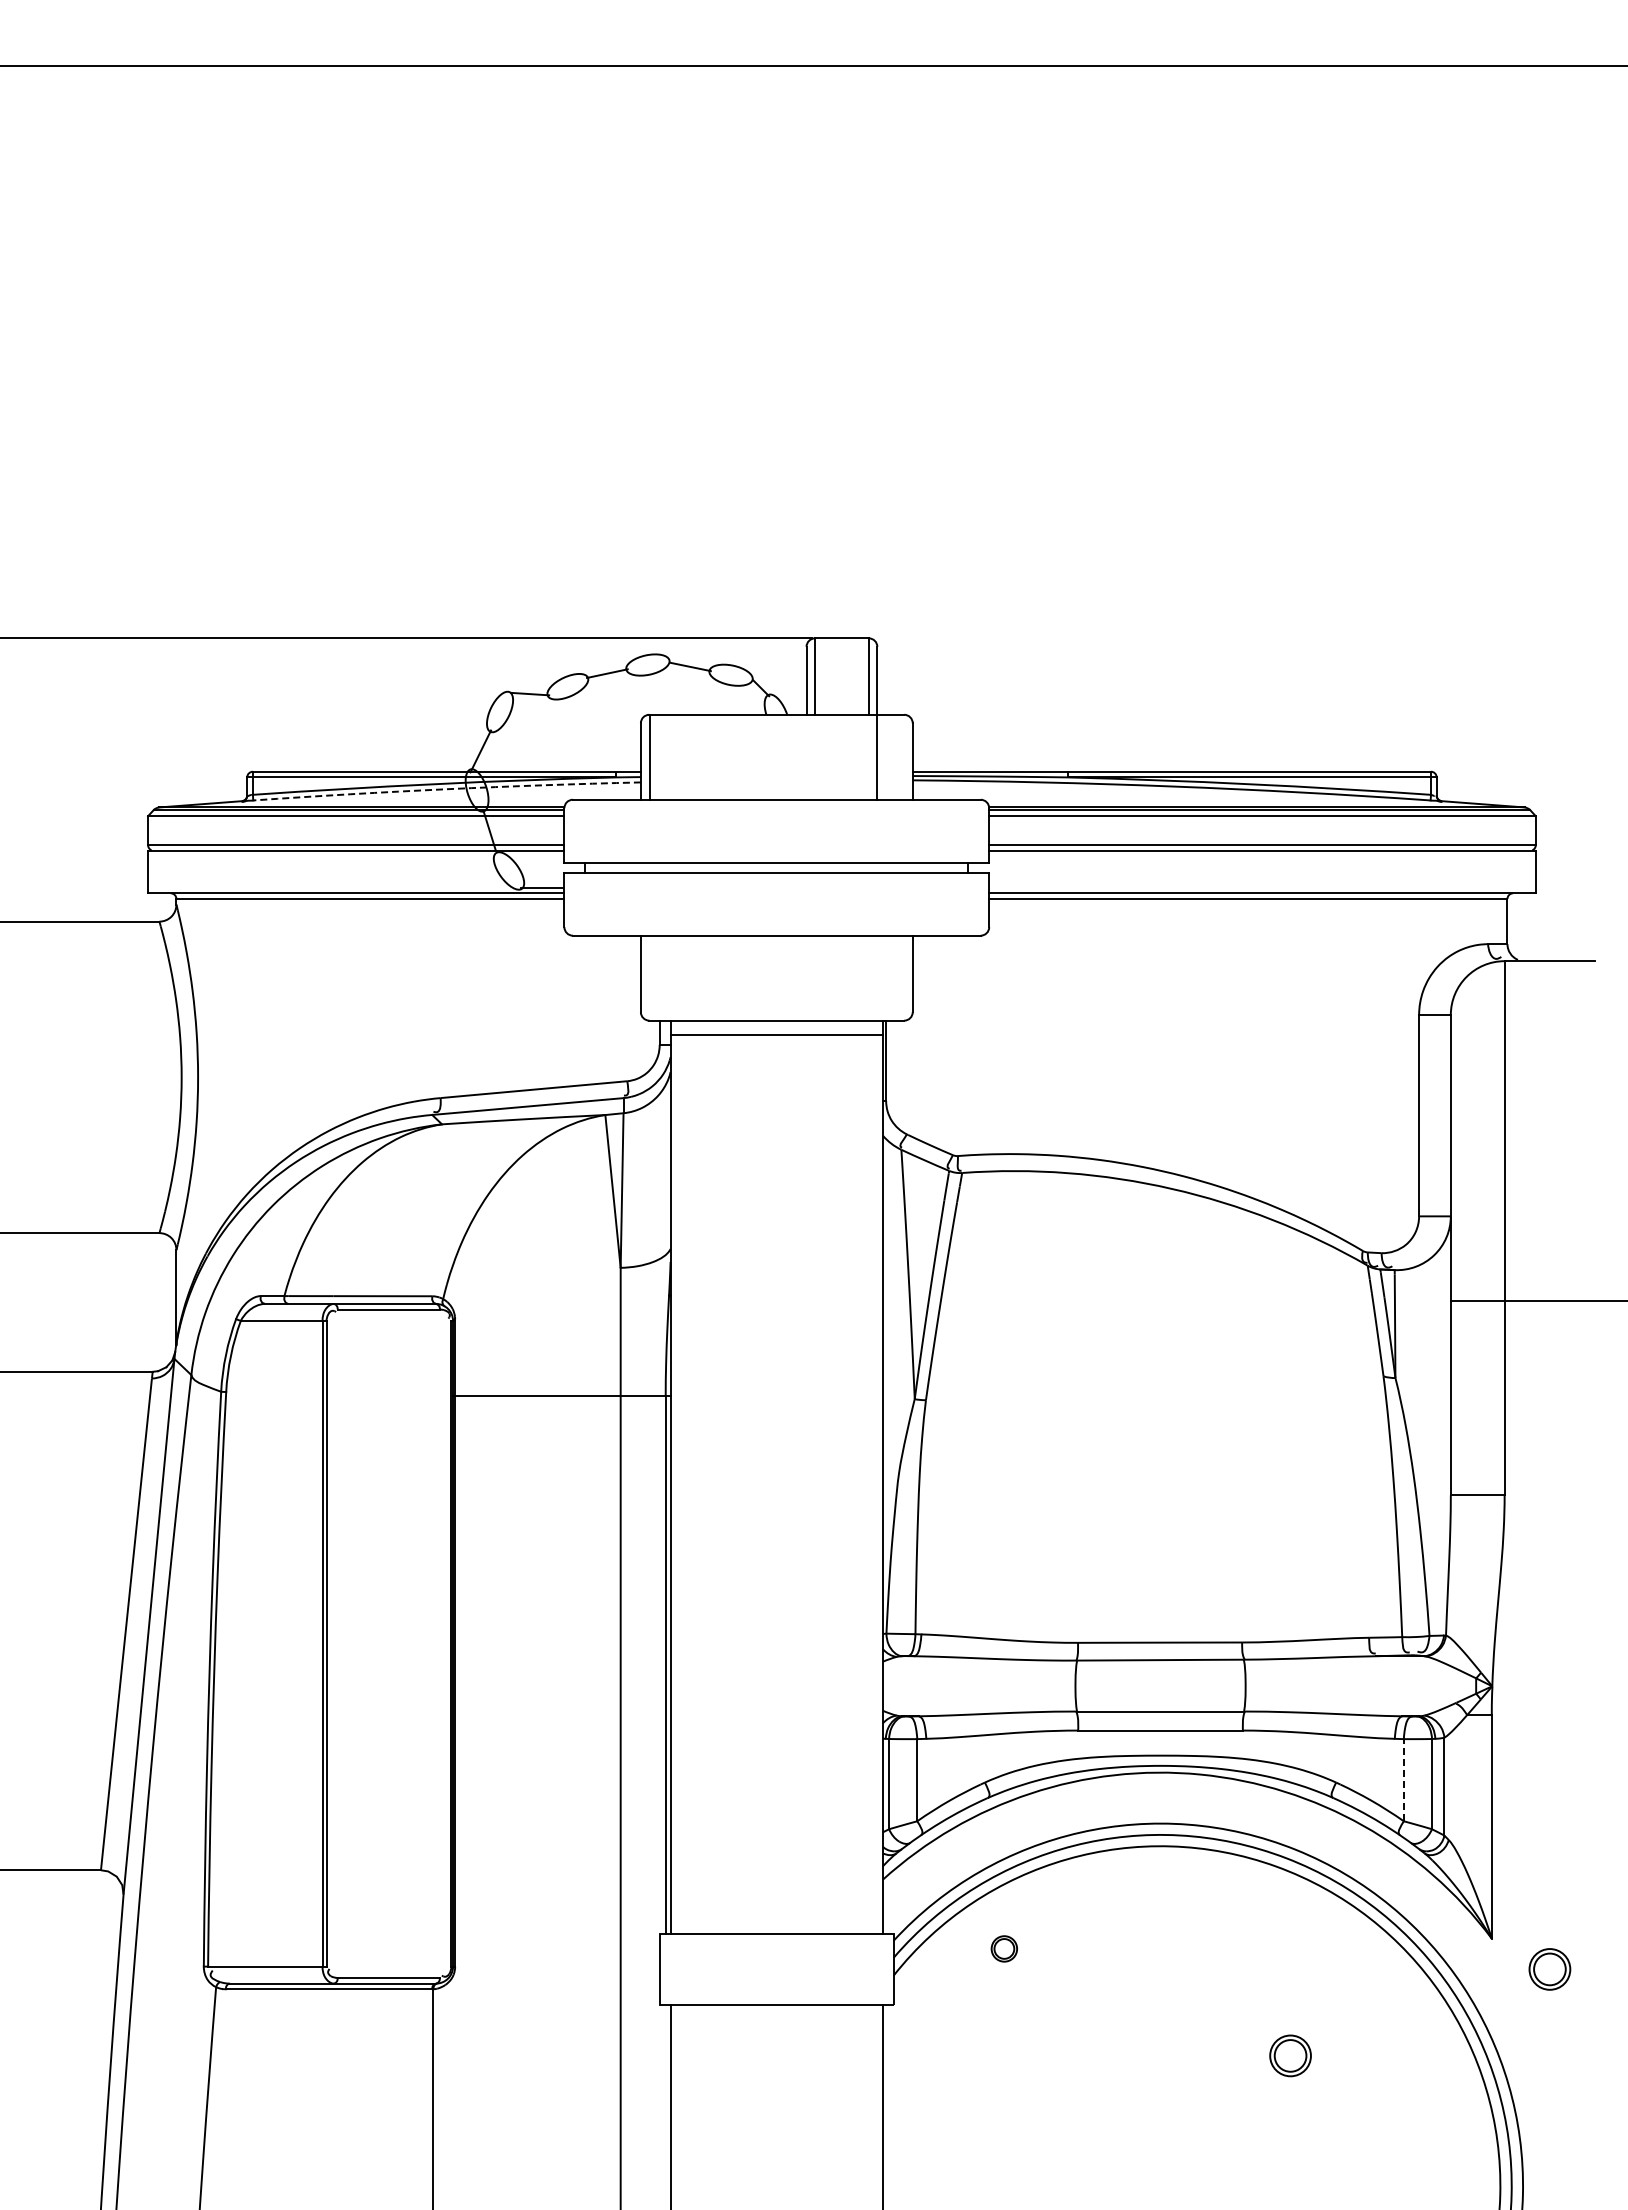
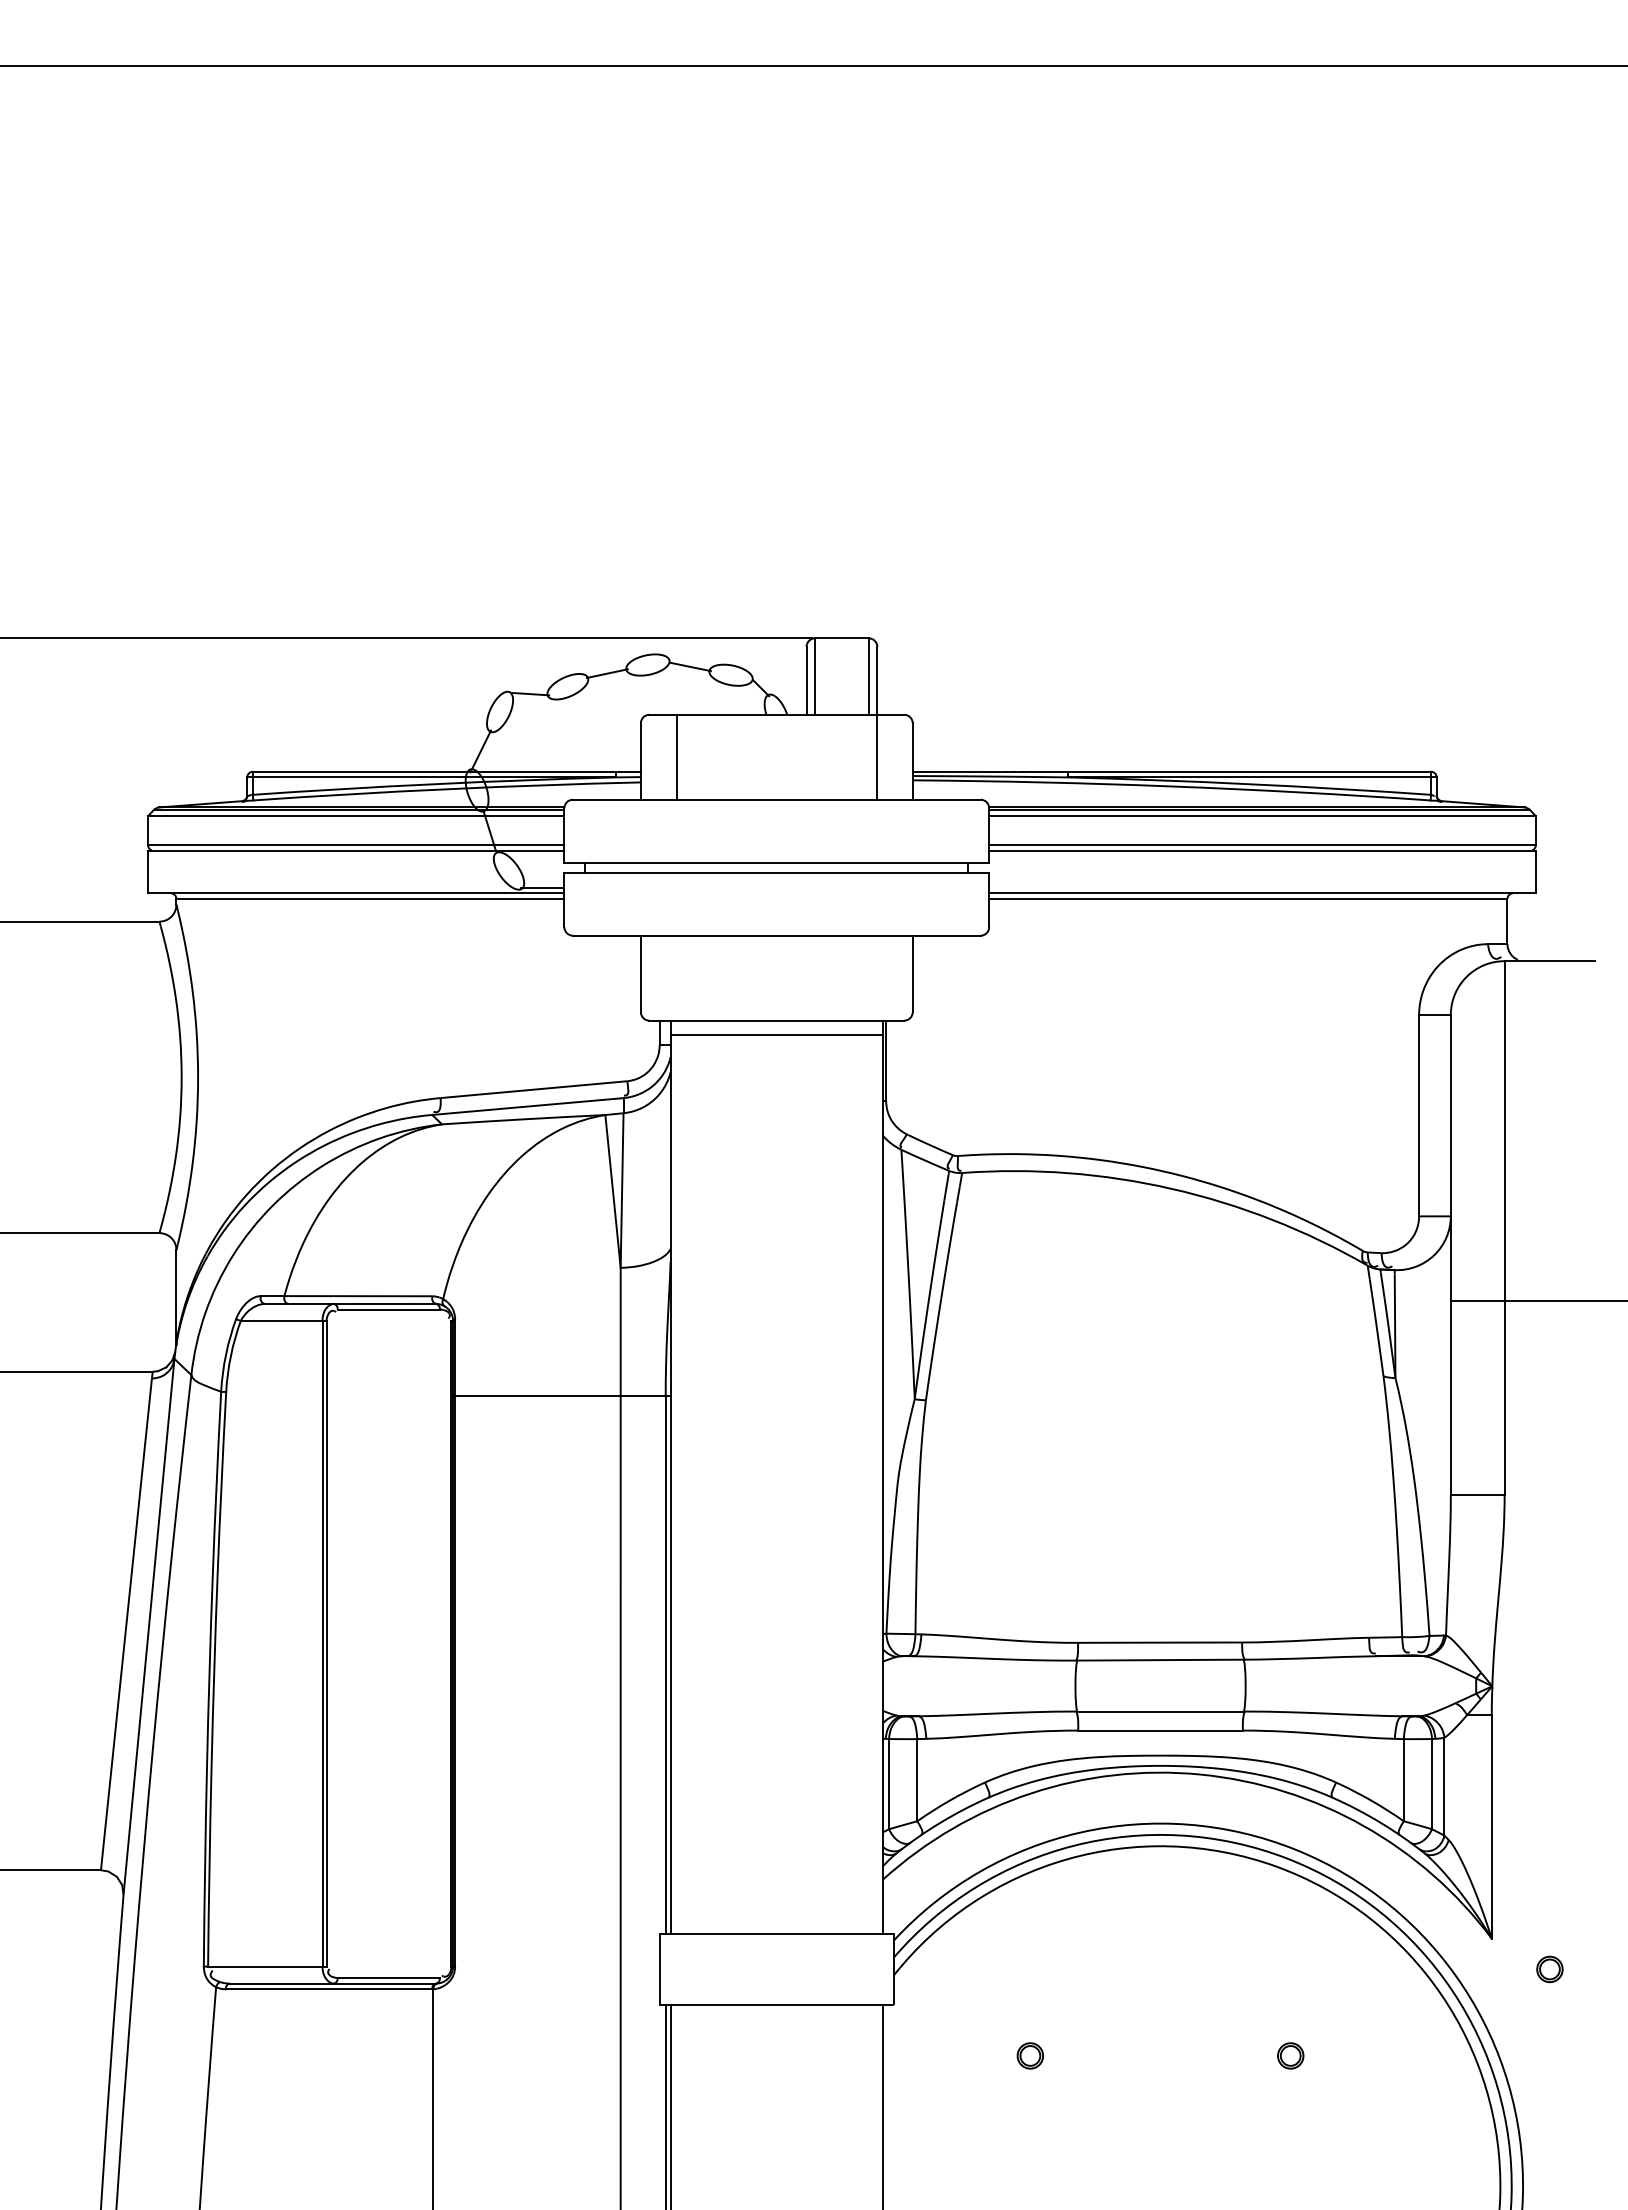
line position: (649, 756) -> (676, 756) (676, 756)
arc: dashed -> solid (446, 789)
line: dashed -> solid (1403, 1779)
part position: (1003, 1948) -> (1029, 2055) (1029, 2055)
part size: 44x43 px -> 28x29 px (1549, 1969)
part size: 43x44 px -> 28x28 px (1290, 2055)
line: none -> present (665, 2105)
